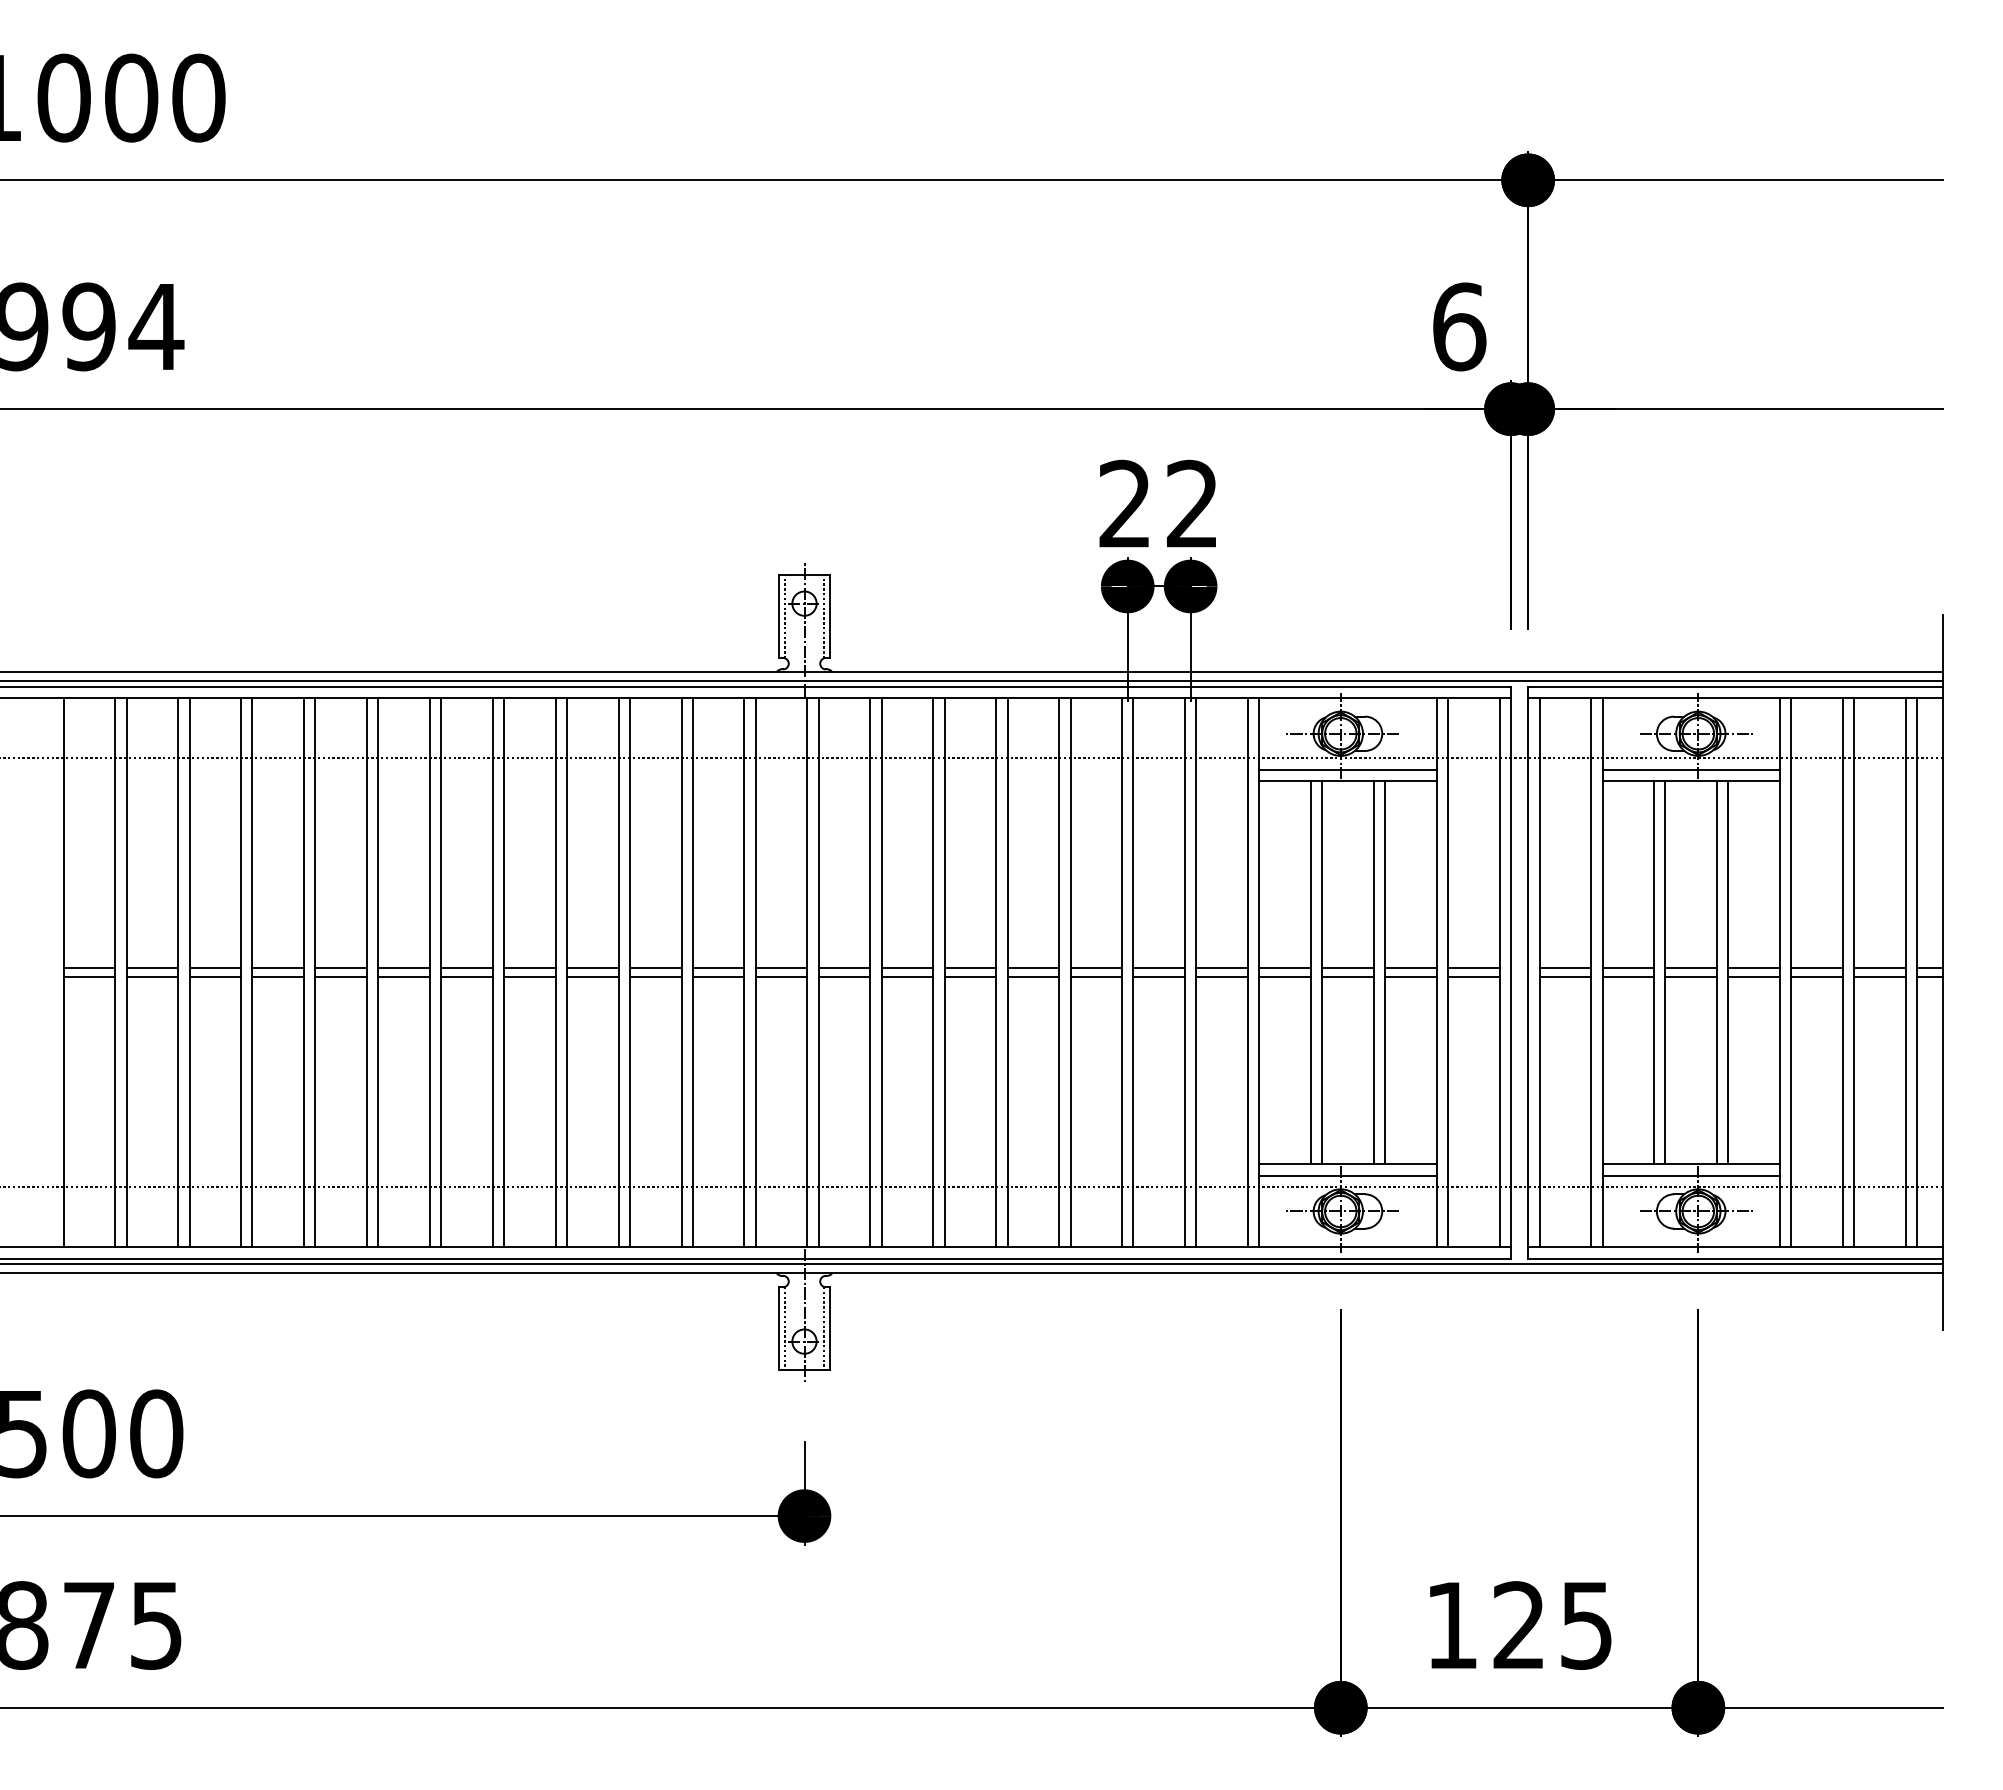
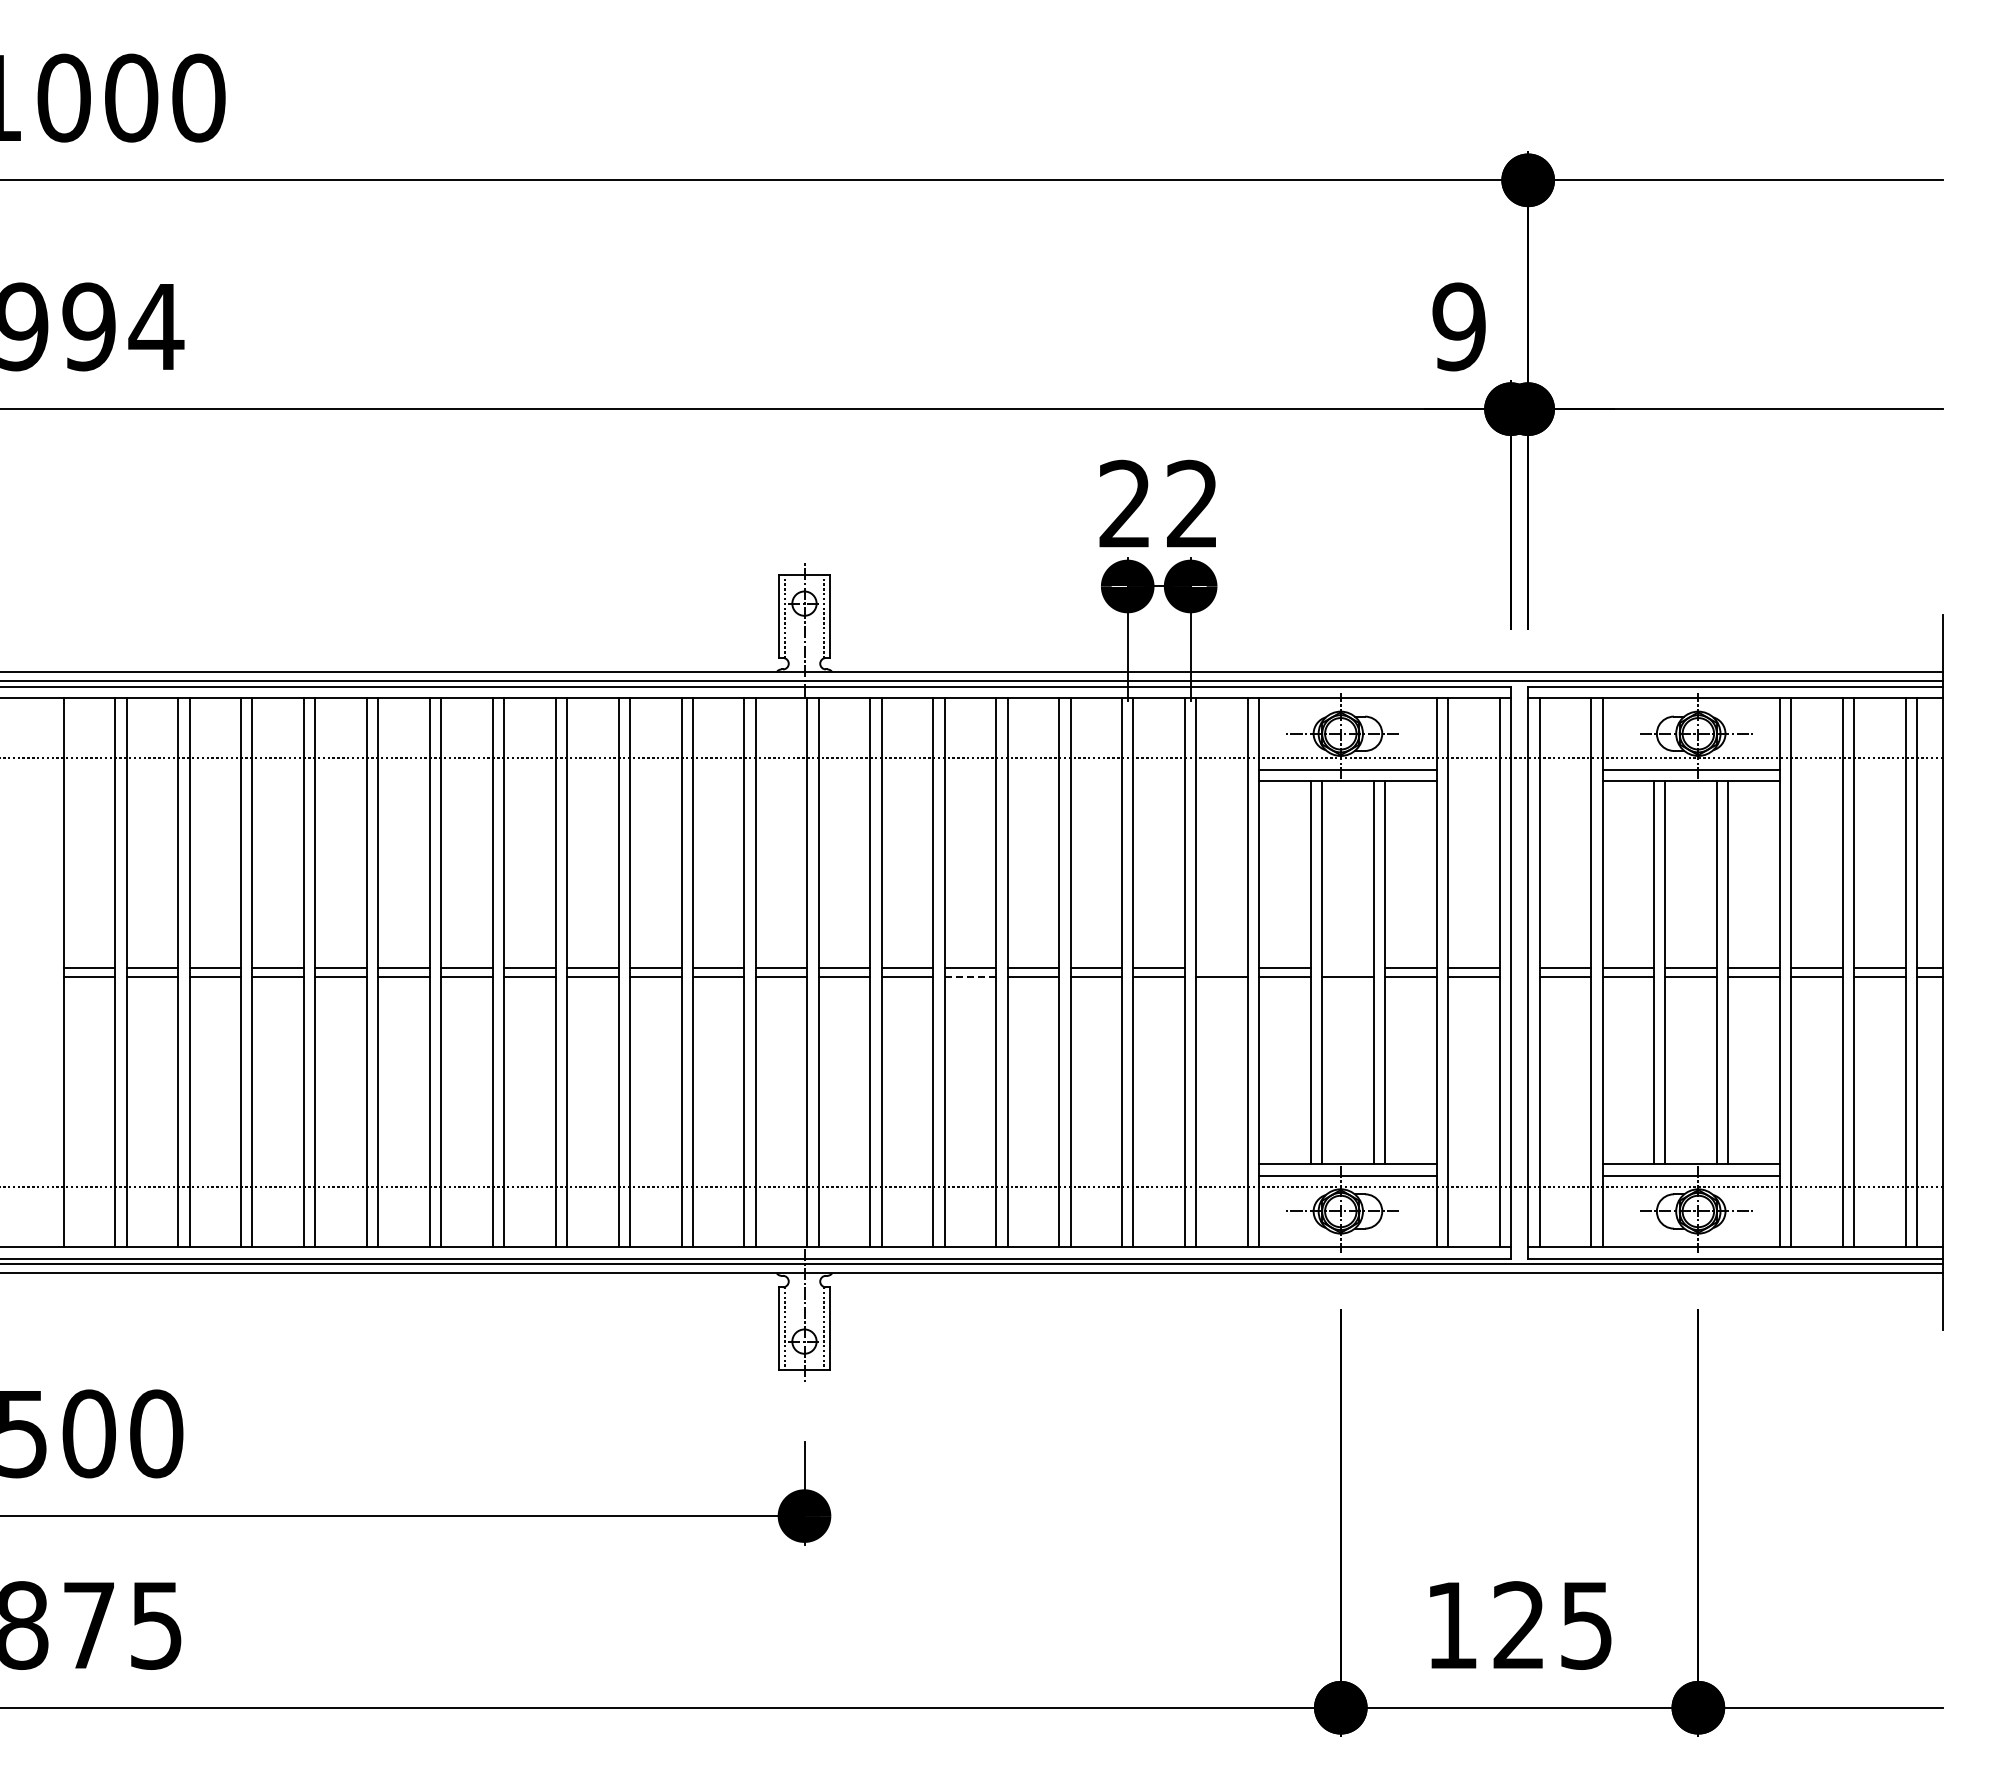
text: 6 -> 9 (1459, 326)
line: present -> none (1221, 968)
line: present -> none (1347, 968)
line: solid -> dashed (970, 976)
